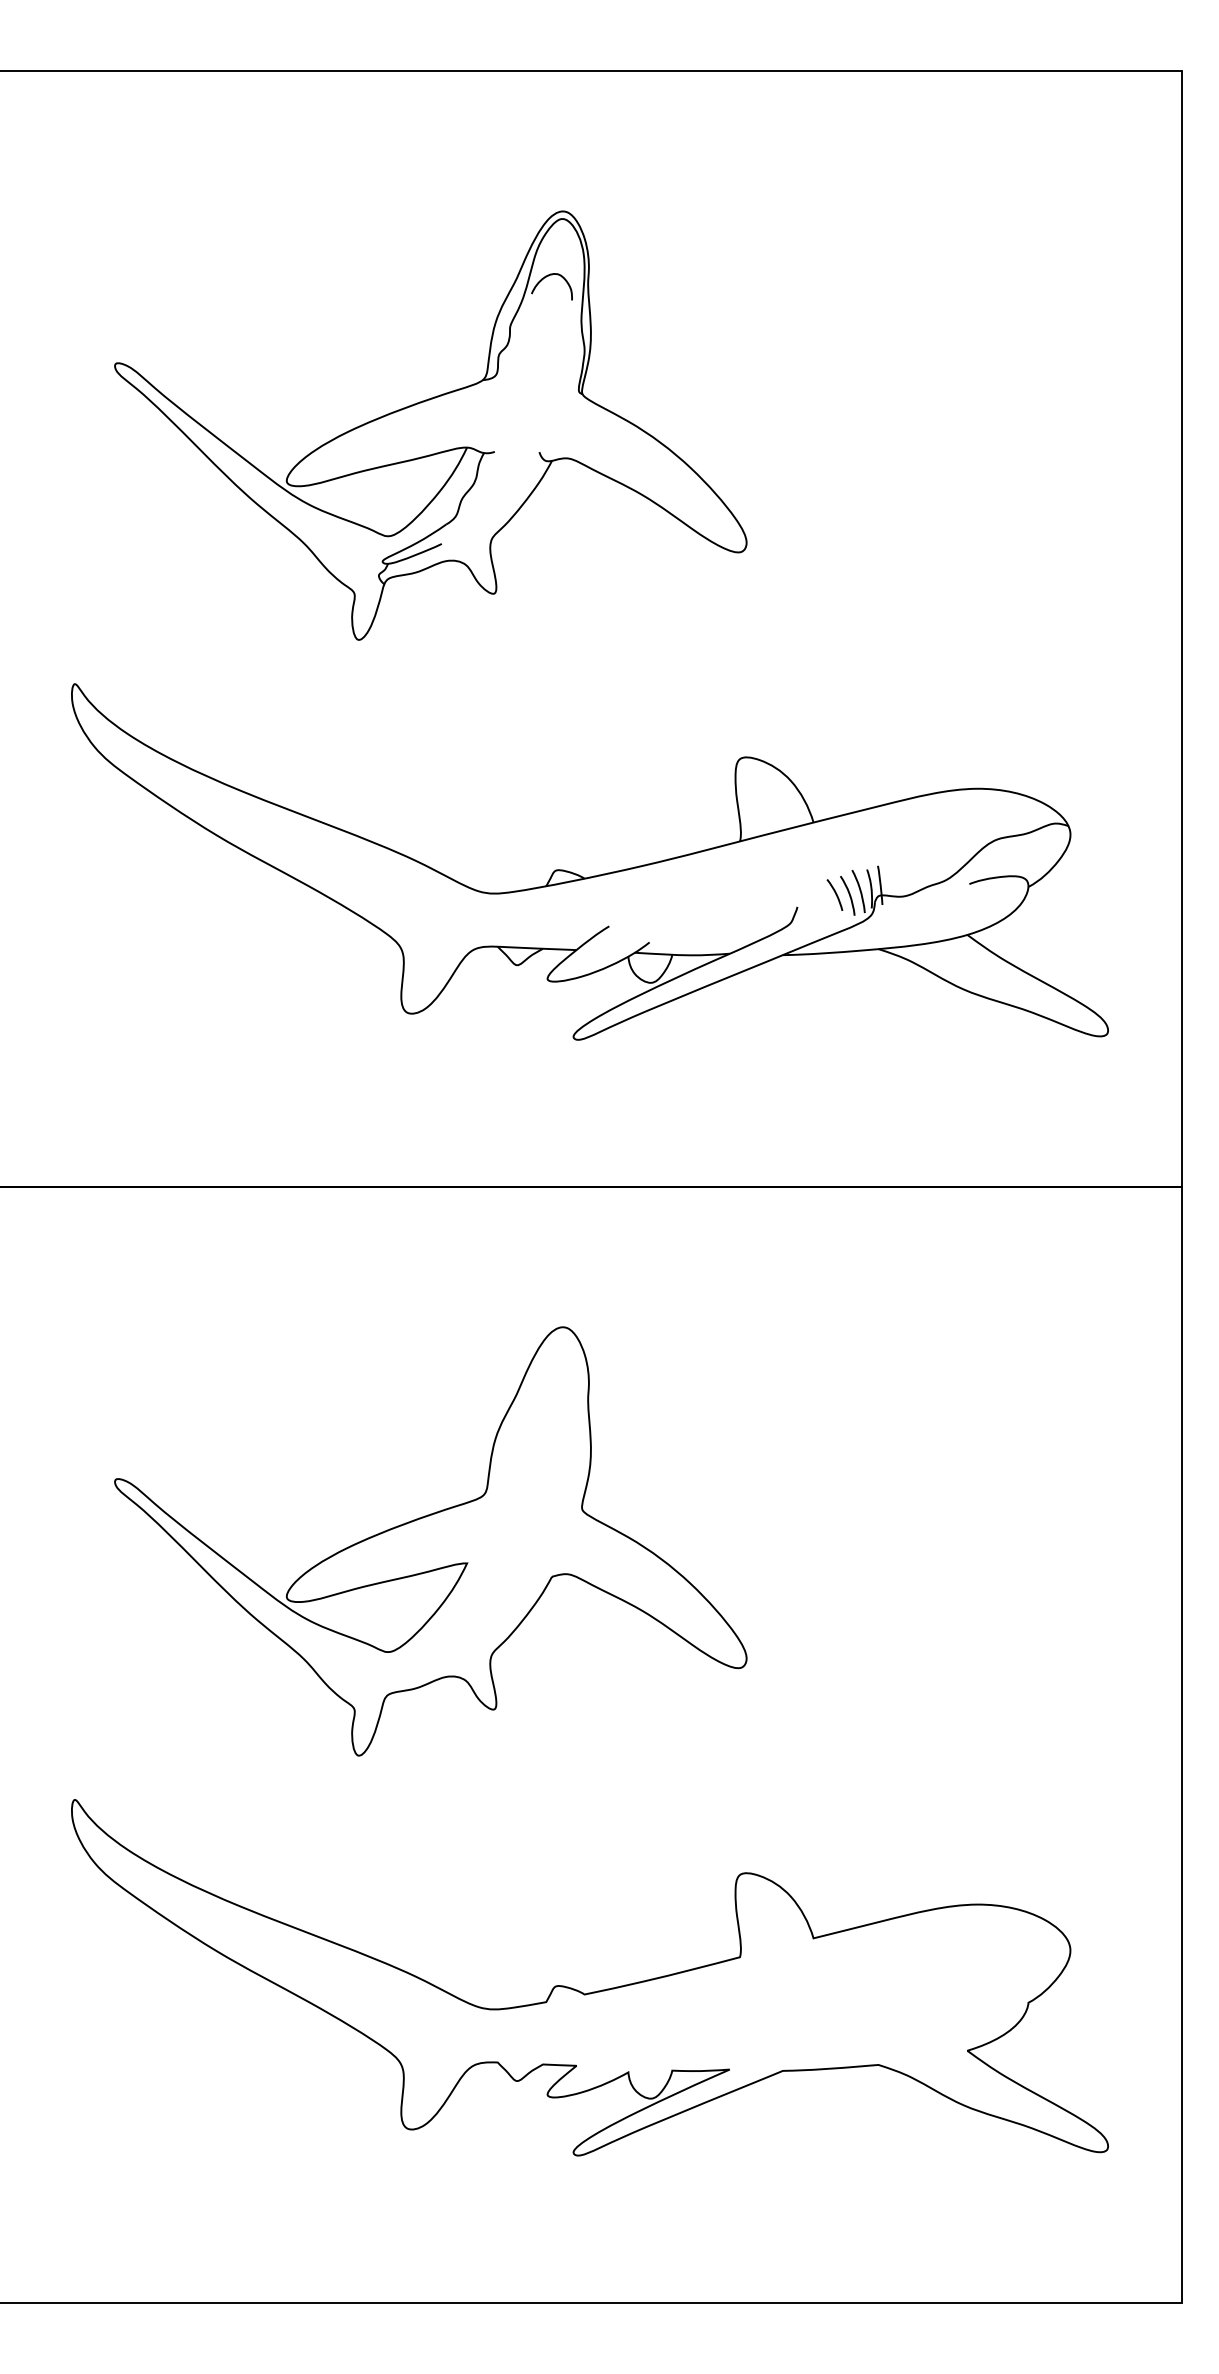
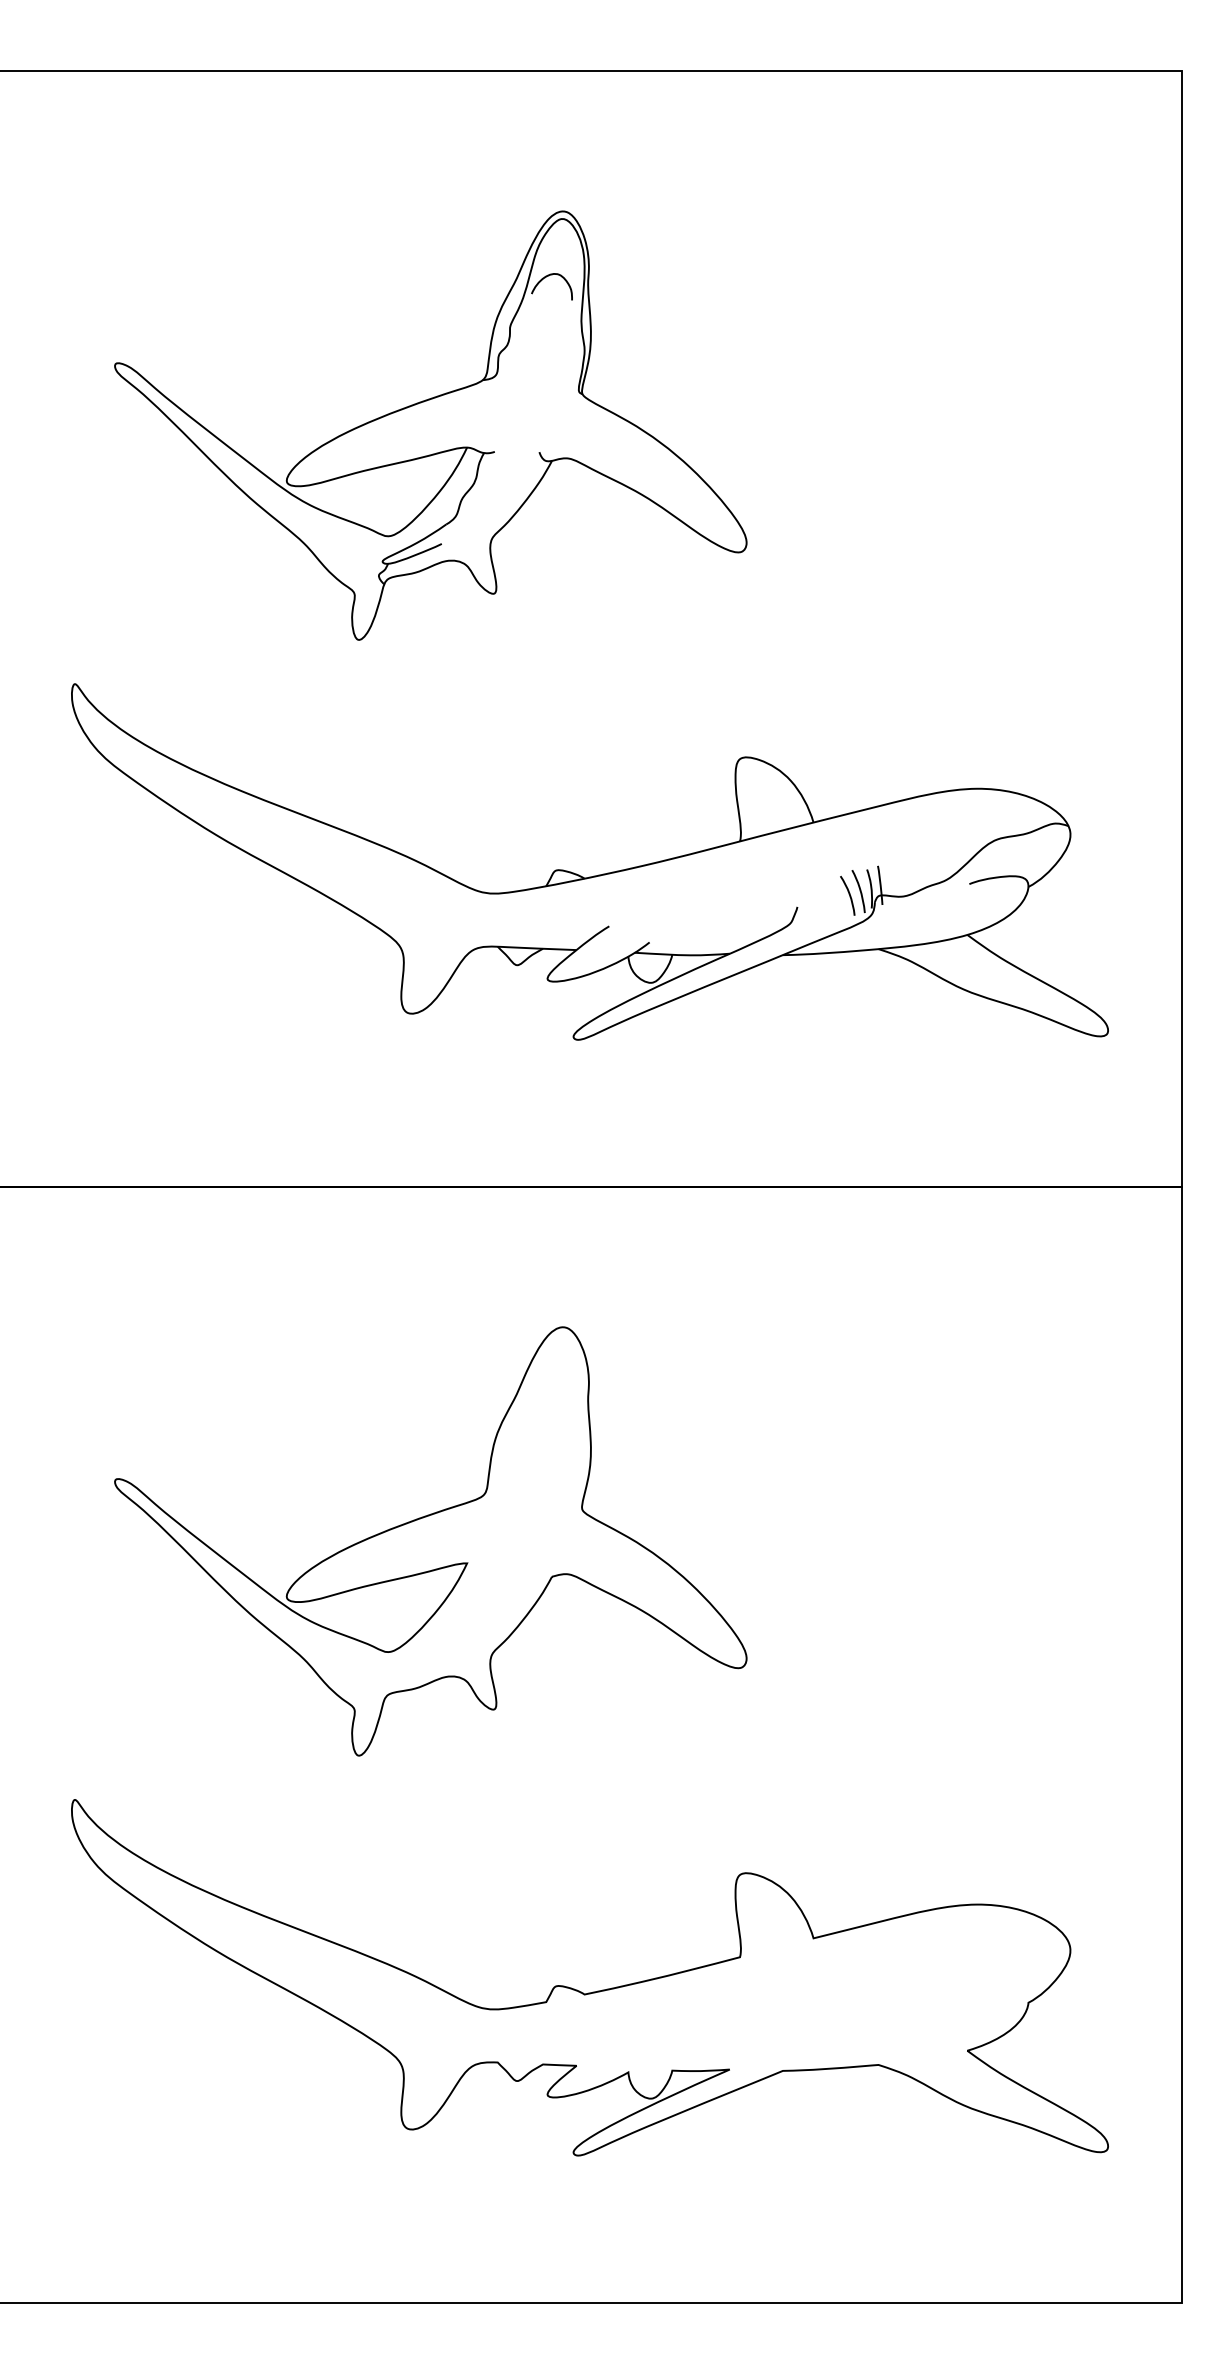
curve: present -> none (835, 894)
